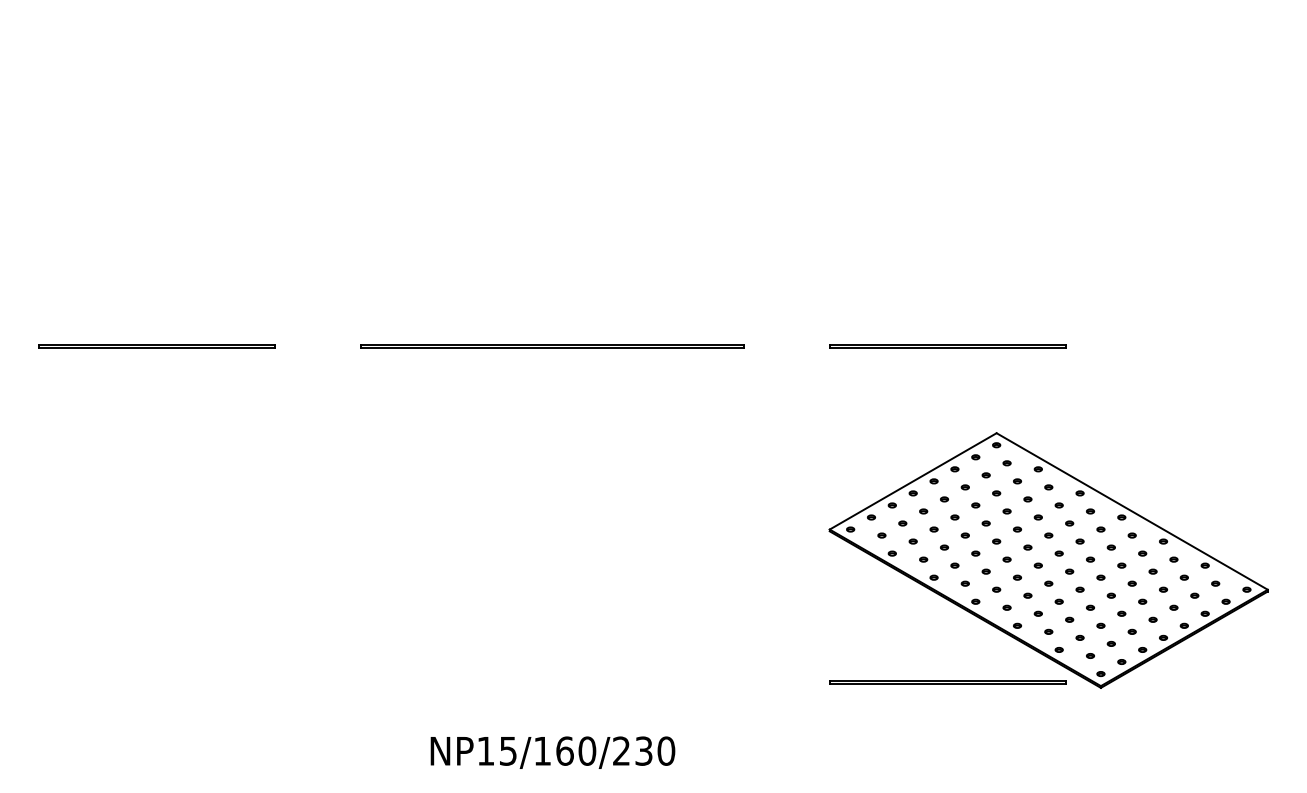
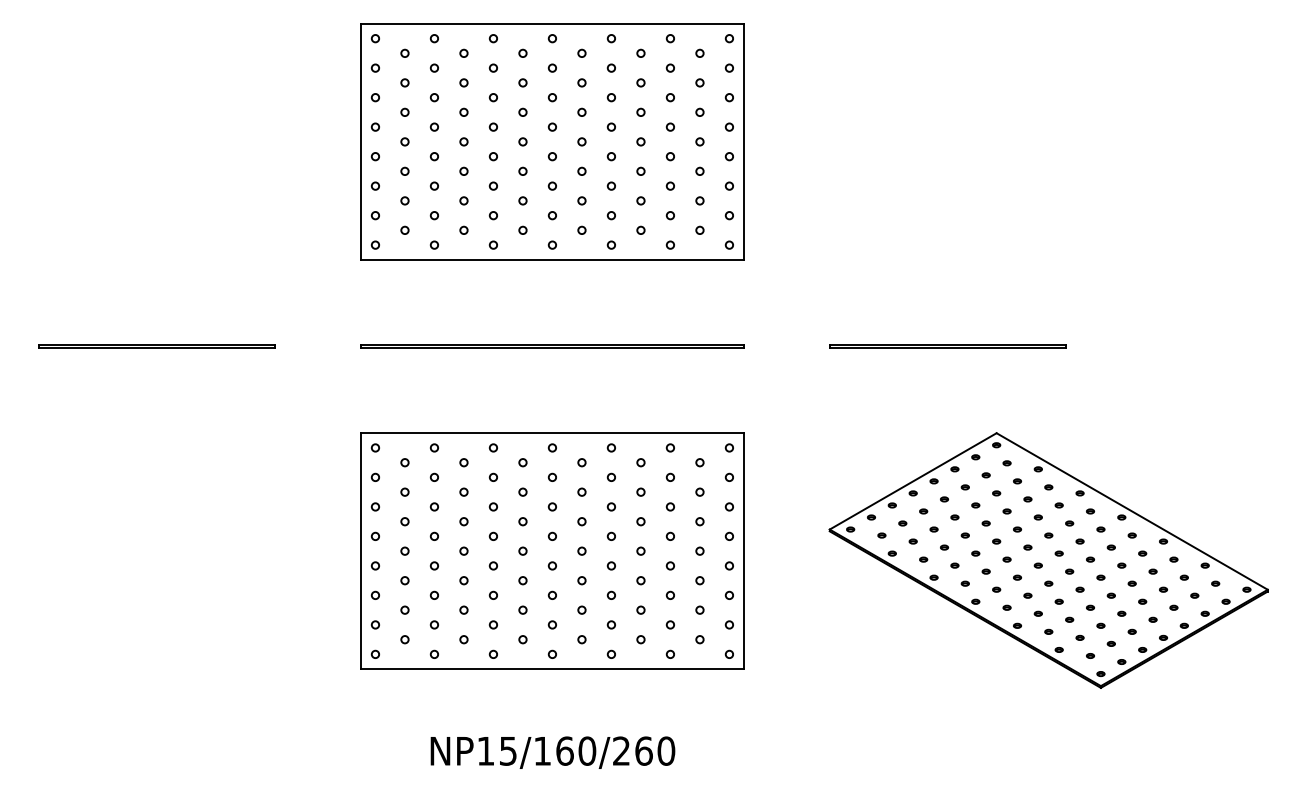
part: none -> present (552, 141)
part: none -> present (552, 550)
line: present -> none (947, 681)
text: NP15/160/230 -> NP15/160/260 (643, 750)
